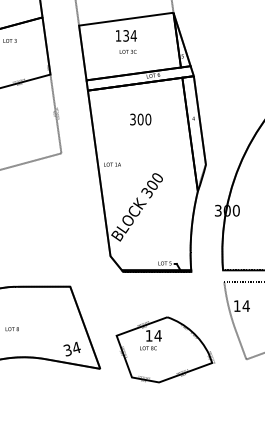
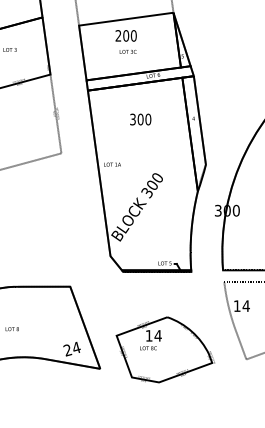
text: 134 -> 200 (125, 35)
text position: (9, 40) -> (9, 49) (9, 49)
text: 34 -> 24 (67, 350)
